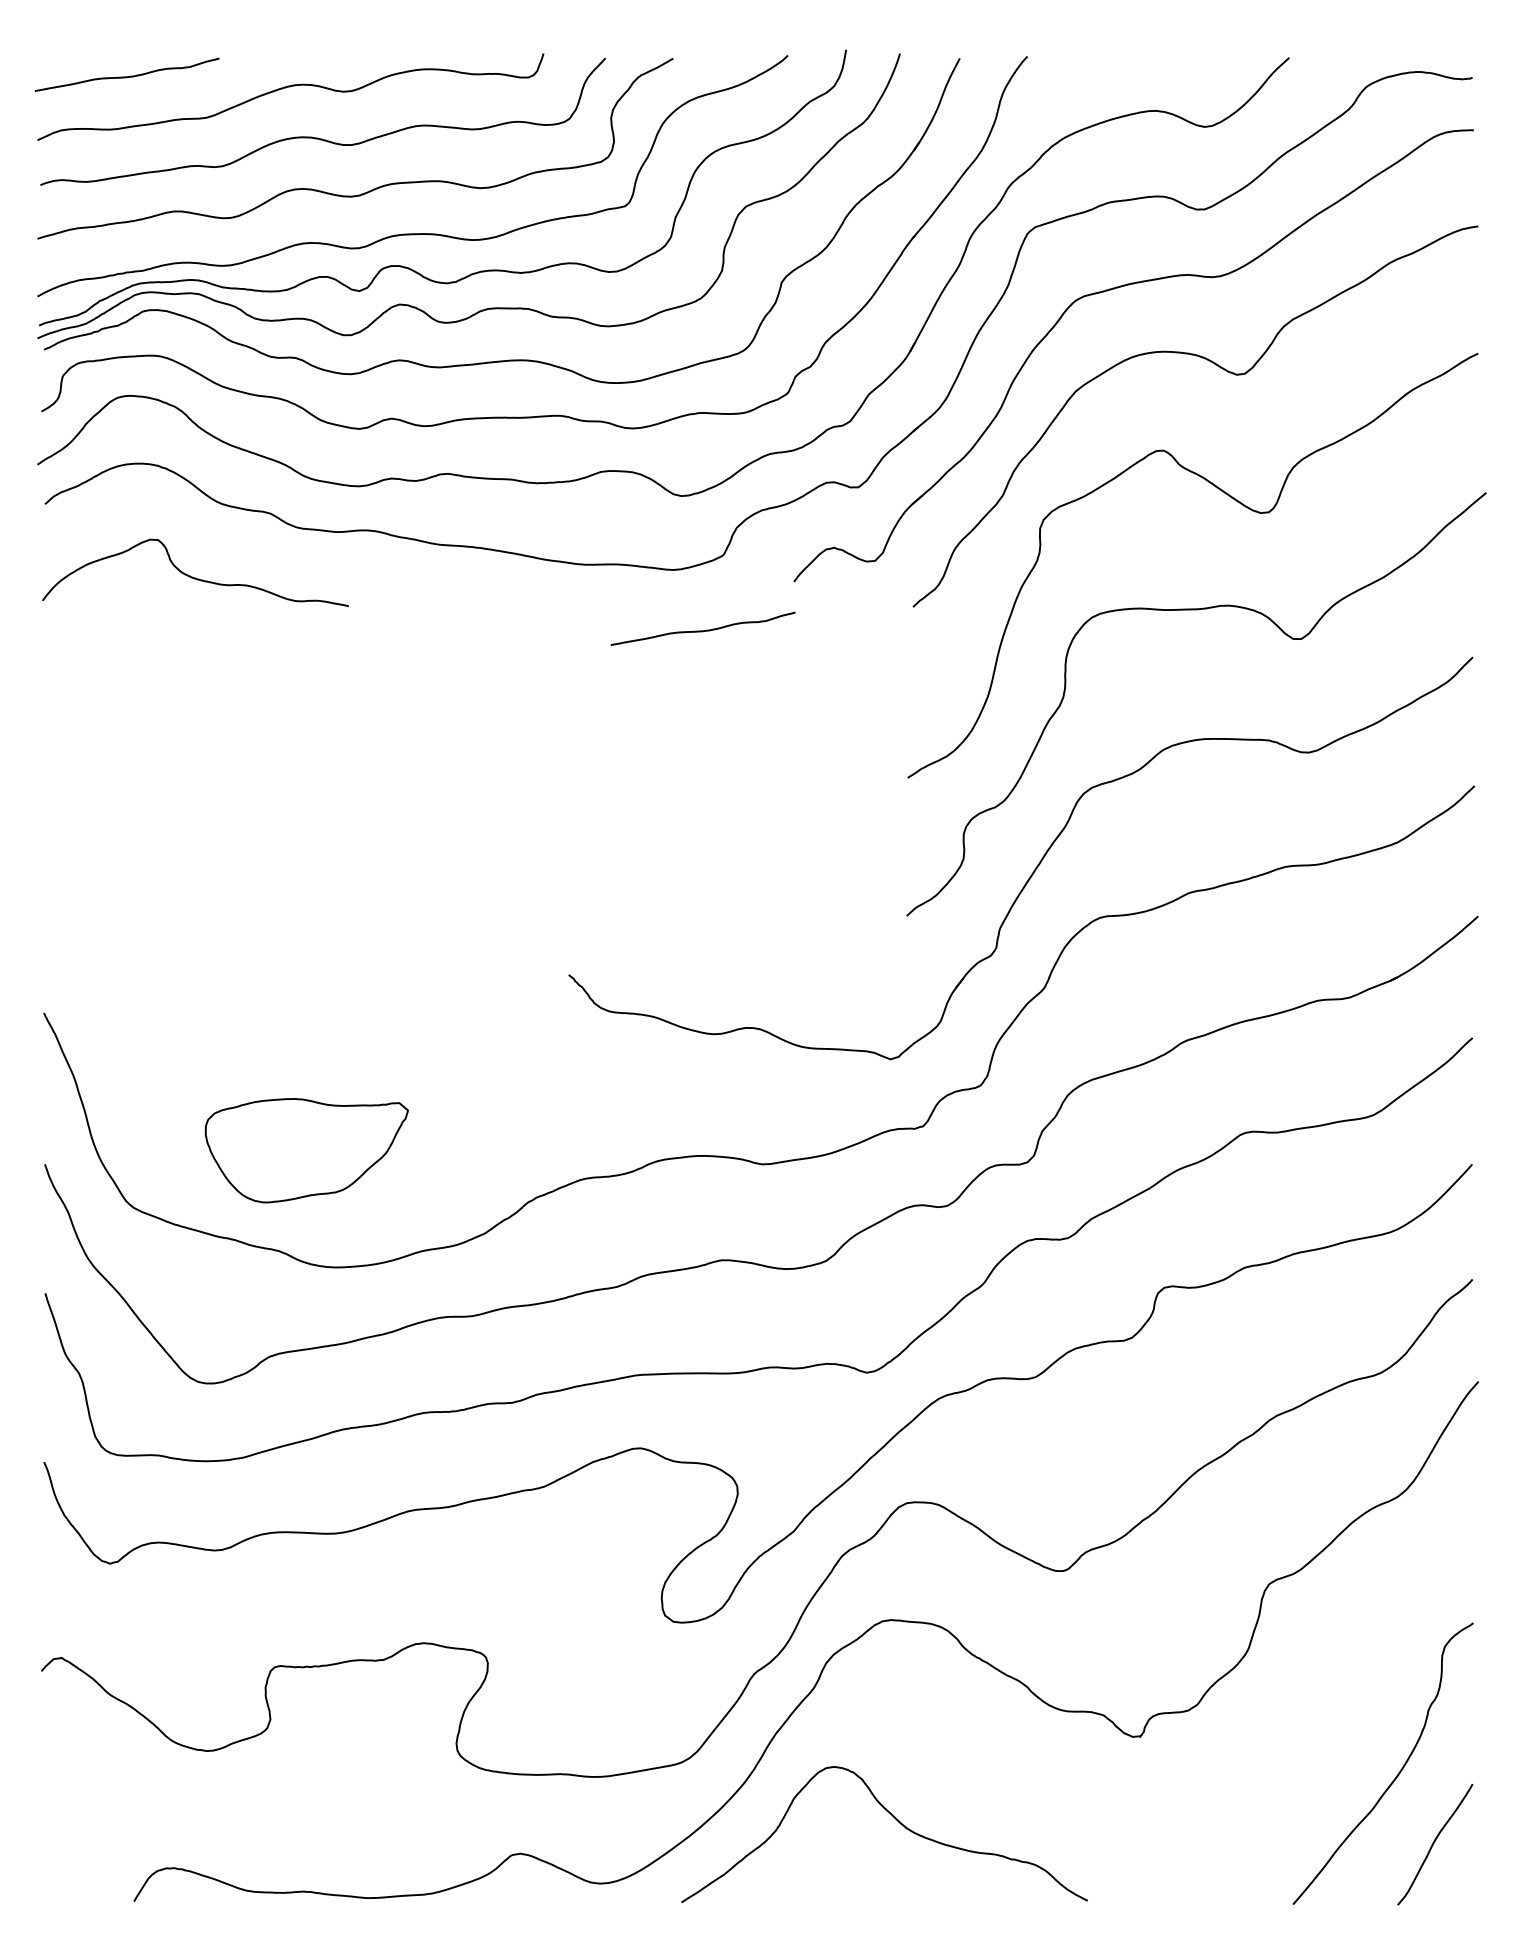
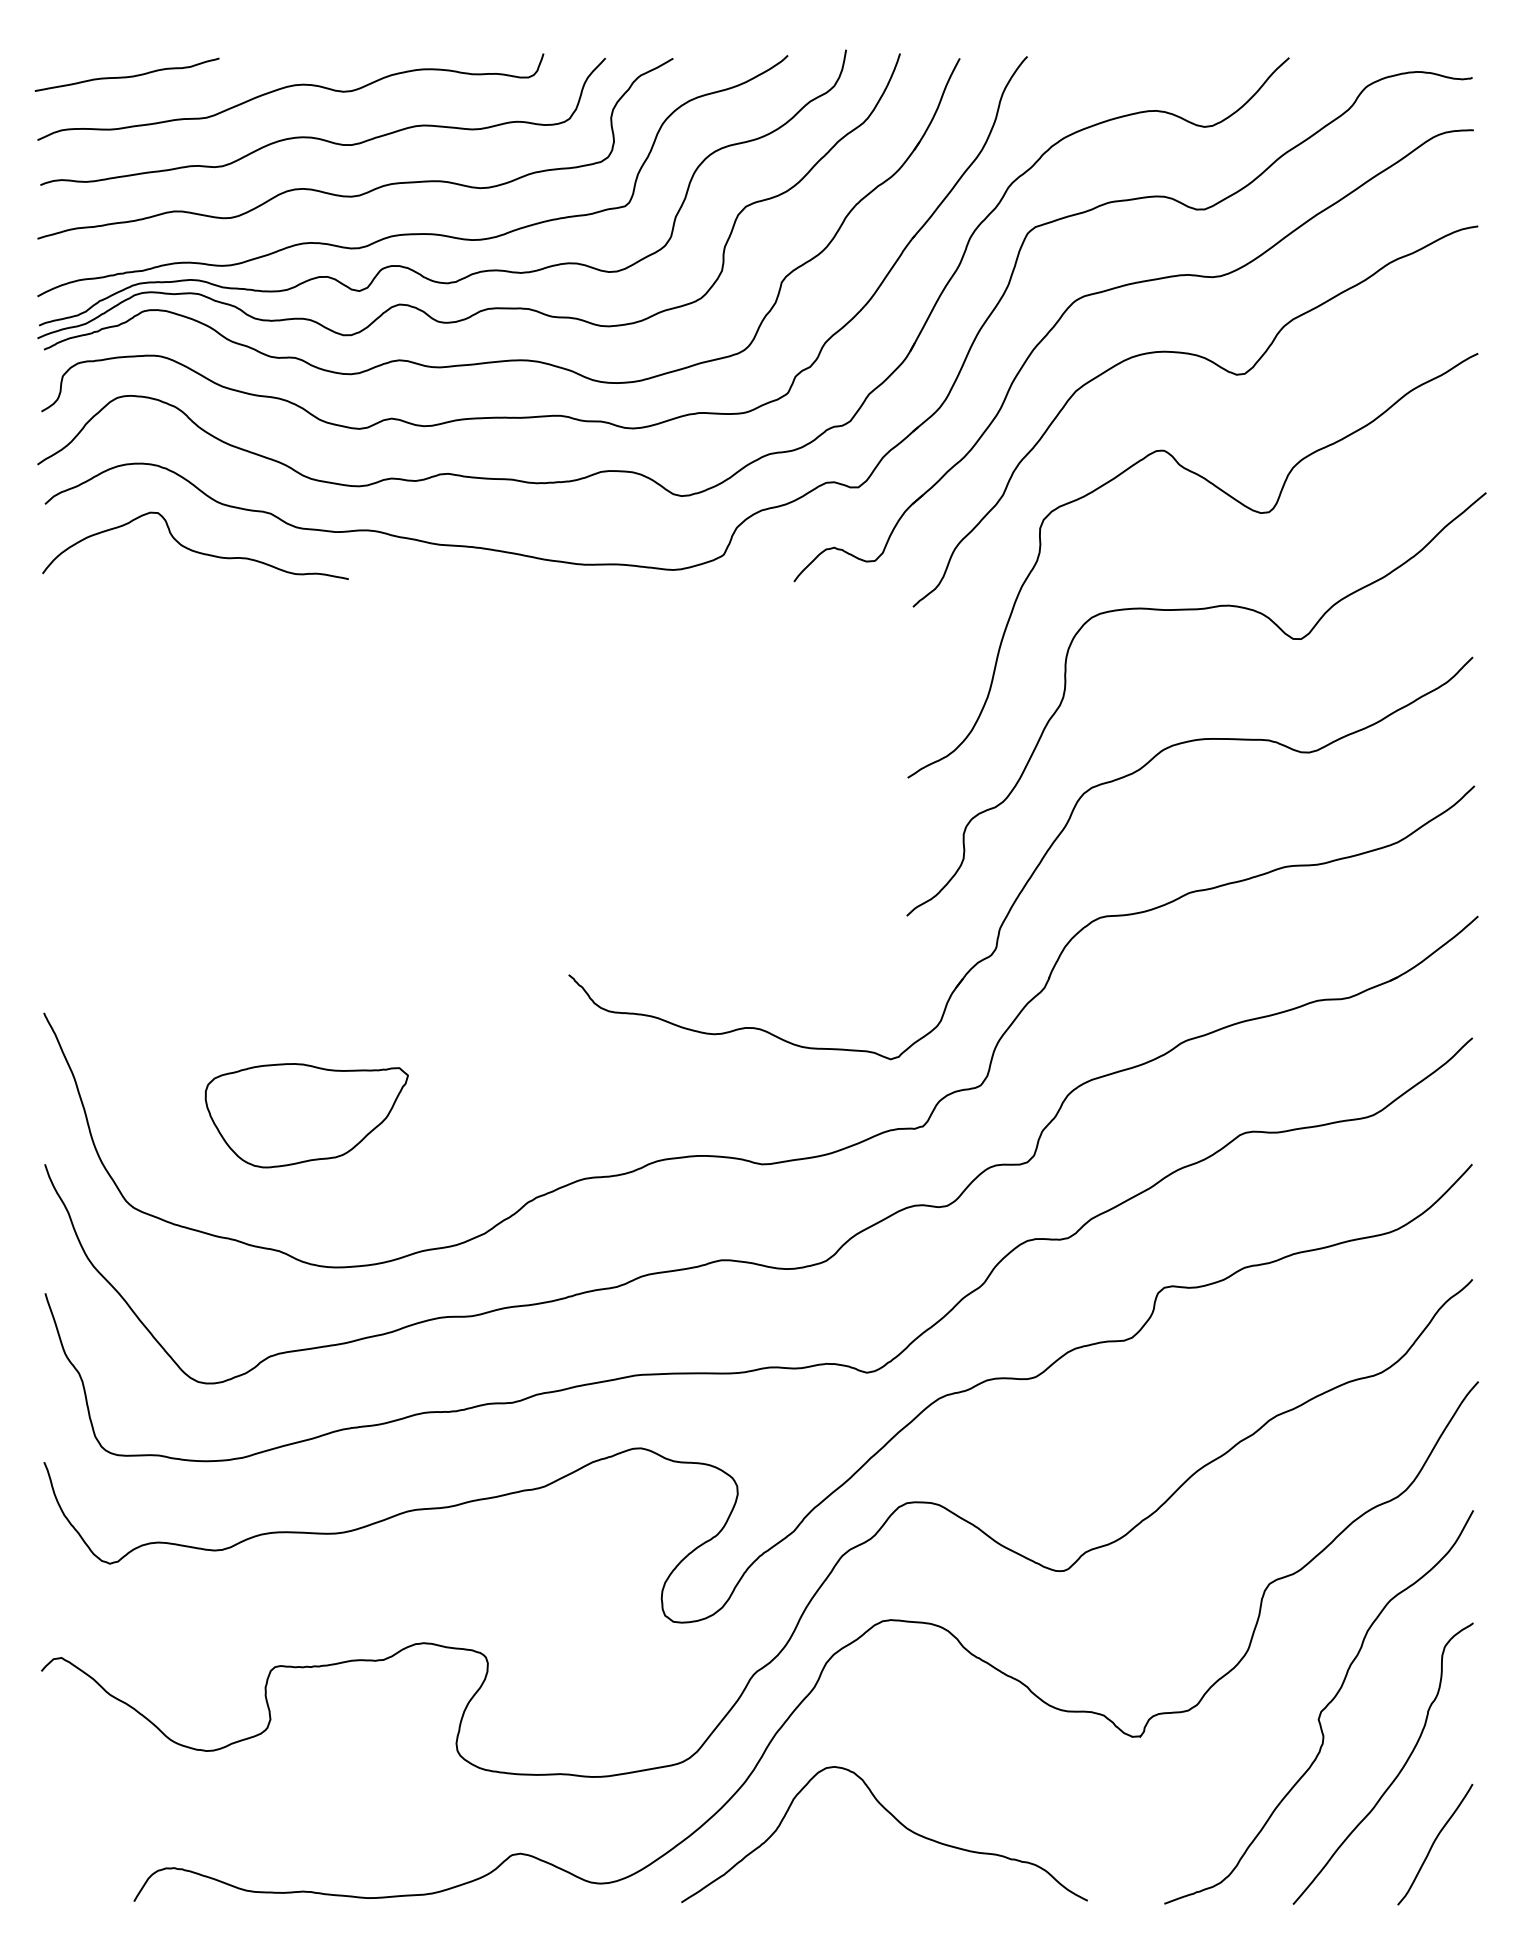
curve position: (192, 576) -> (192, 549) (192, 549)
curve: present -> none (702, 630)
part position: (306, 1150) -> (306, 1115) (306, 1115)
curve: none -> present (1321, 1710)
